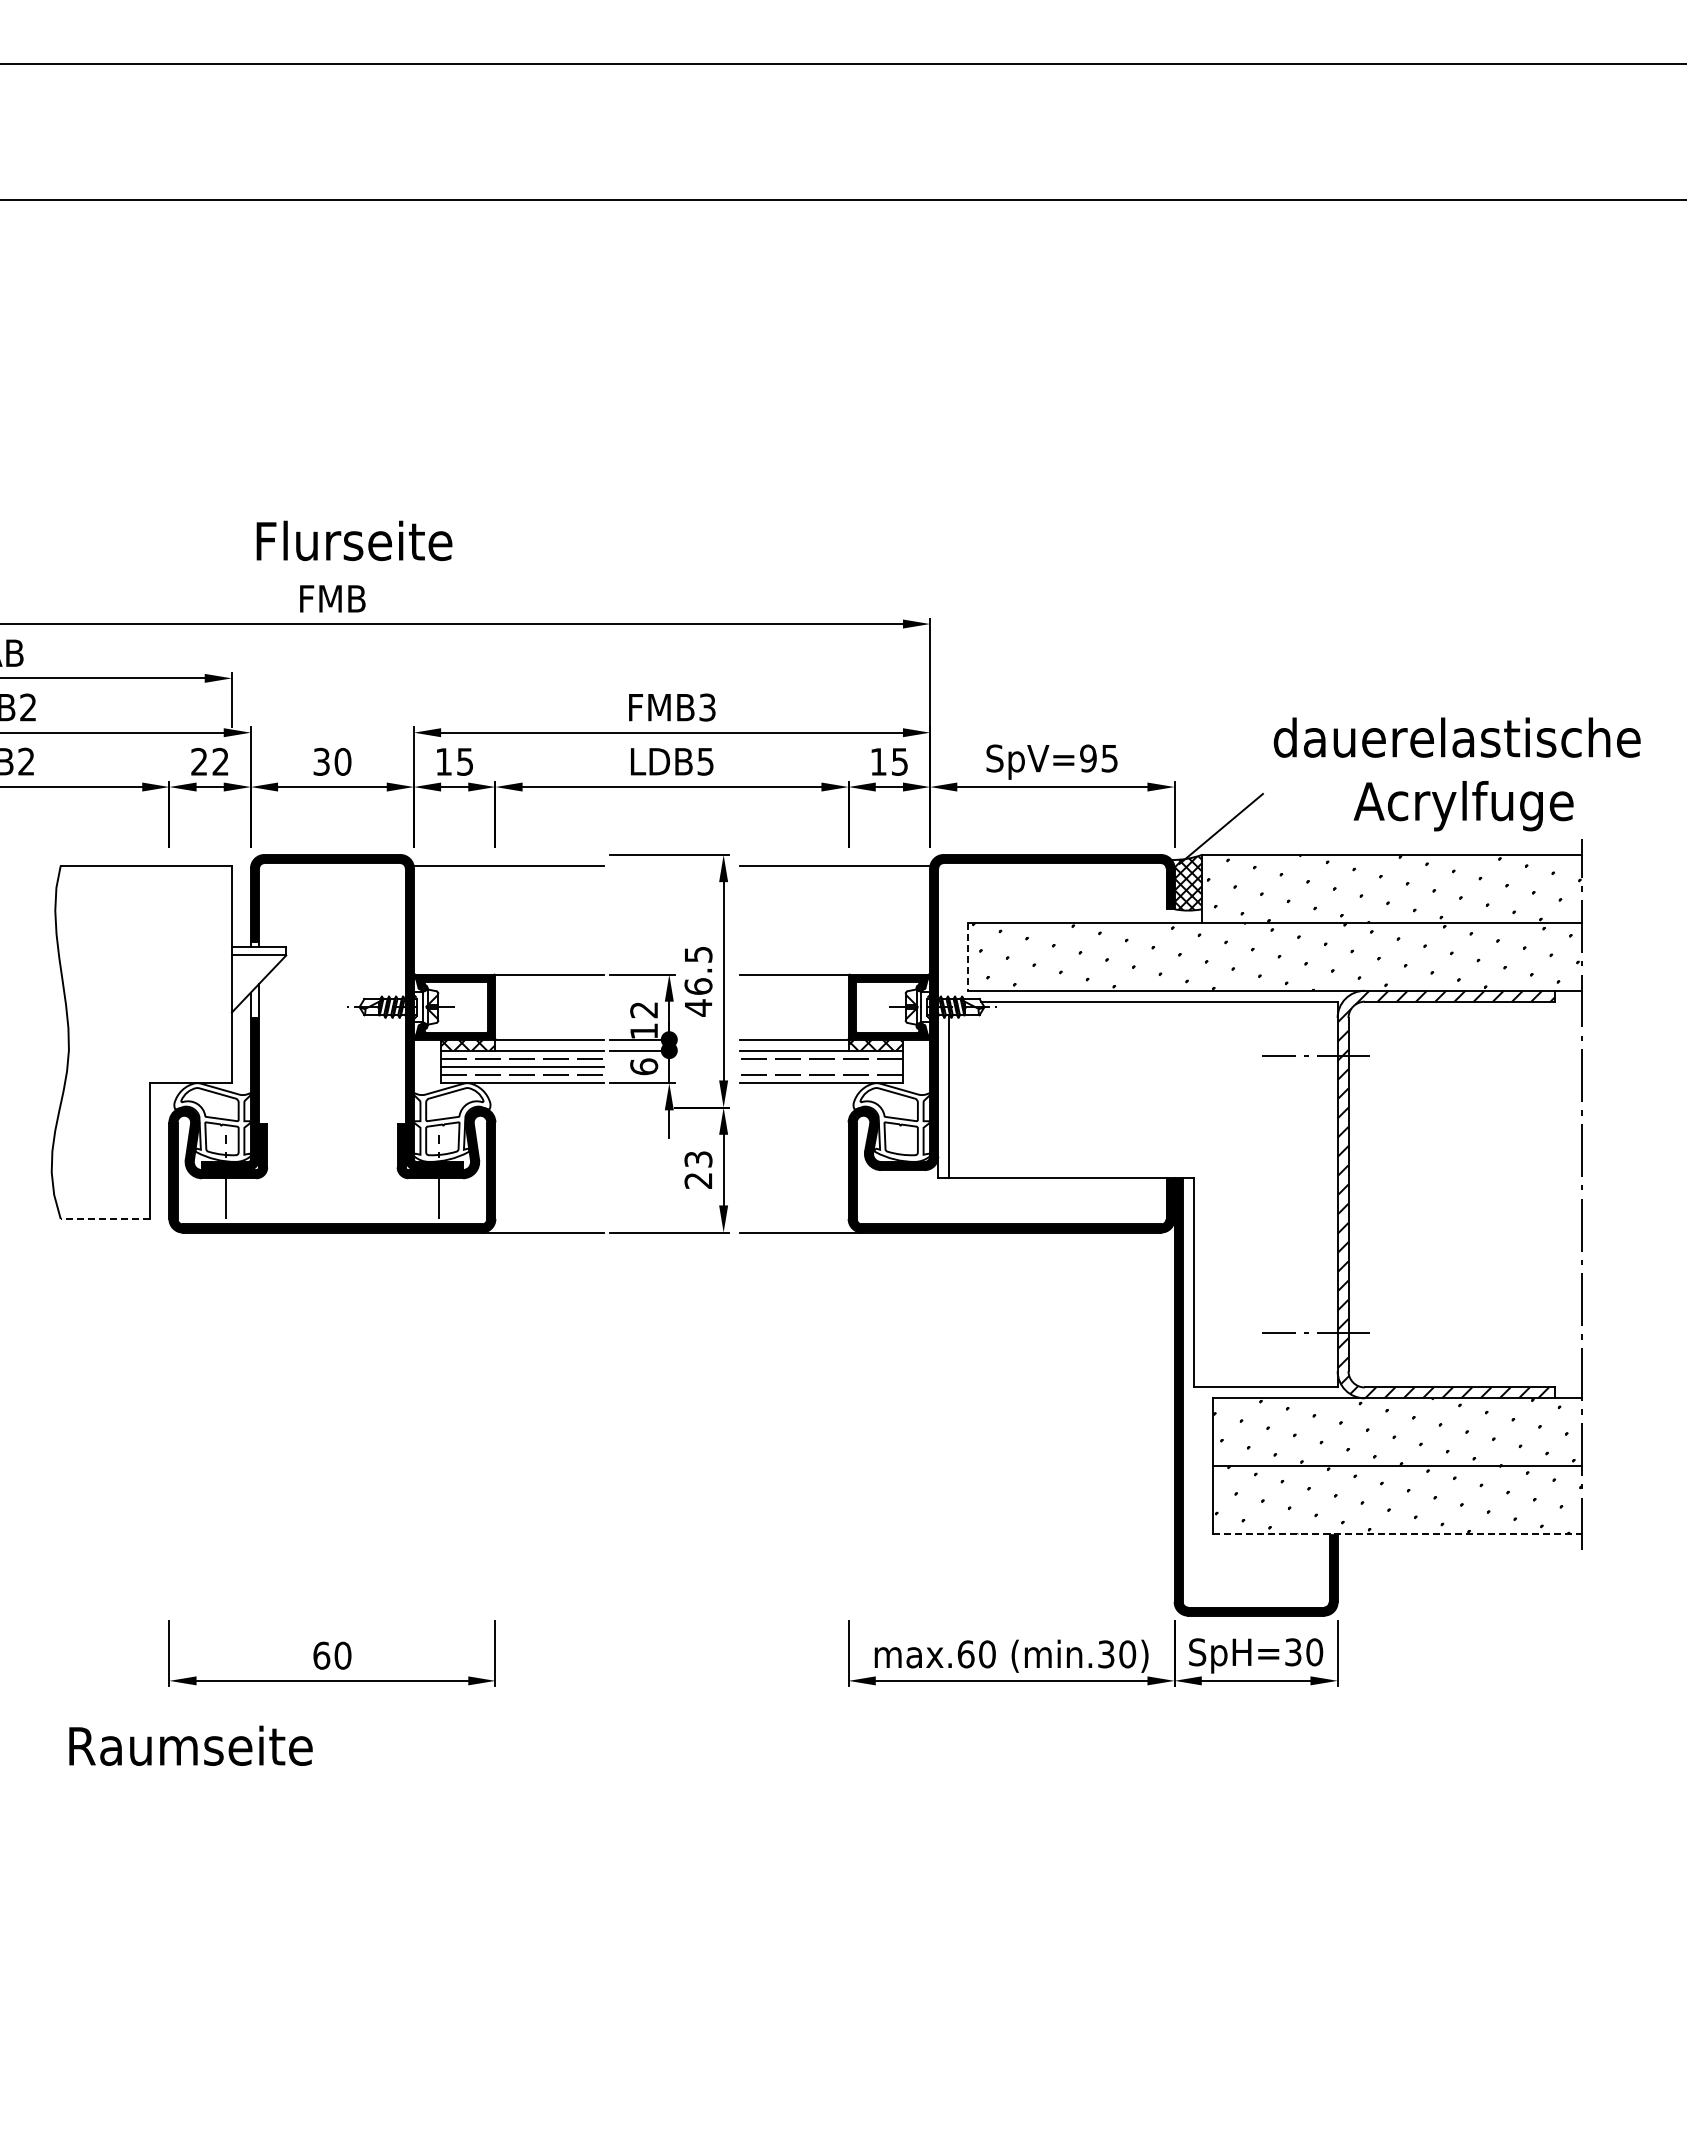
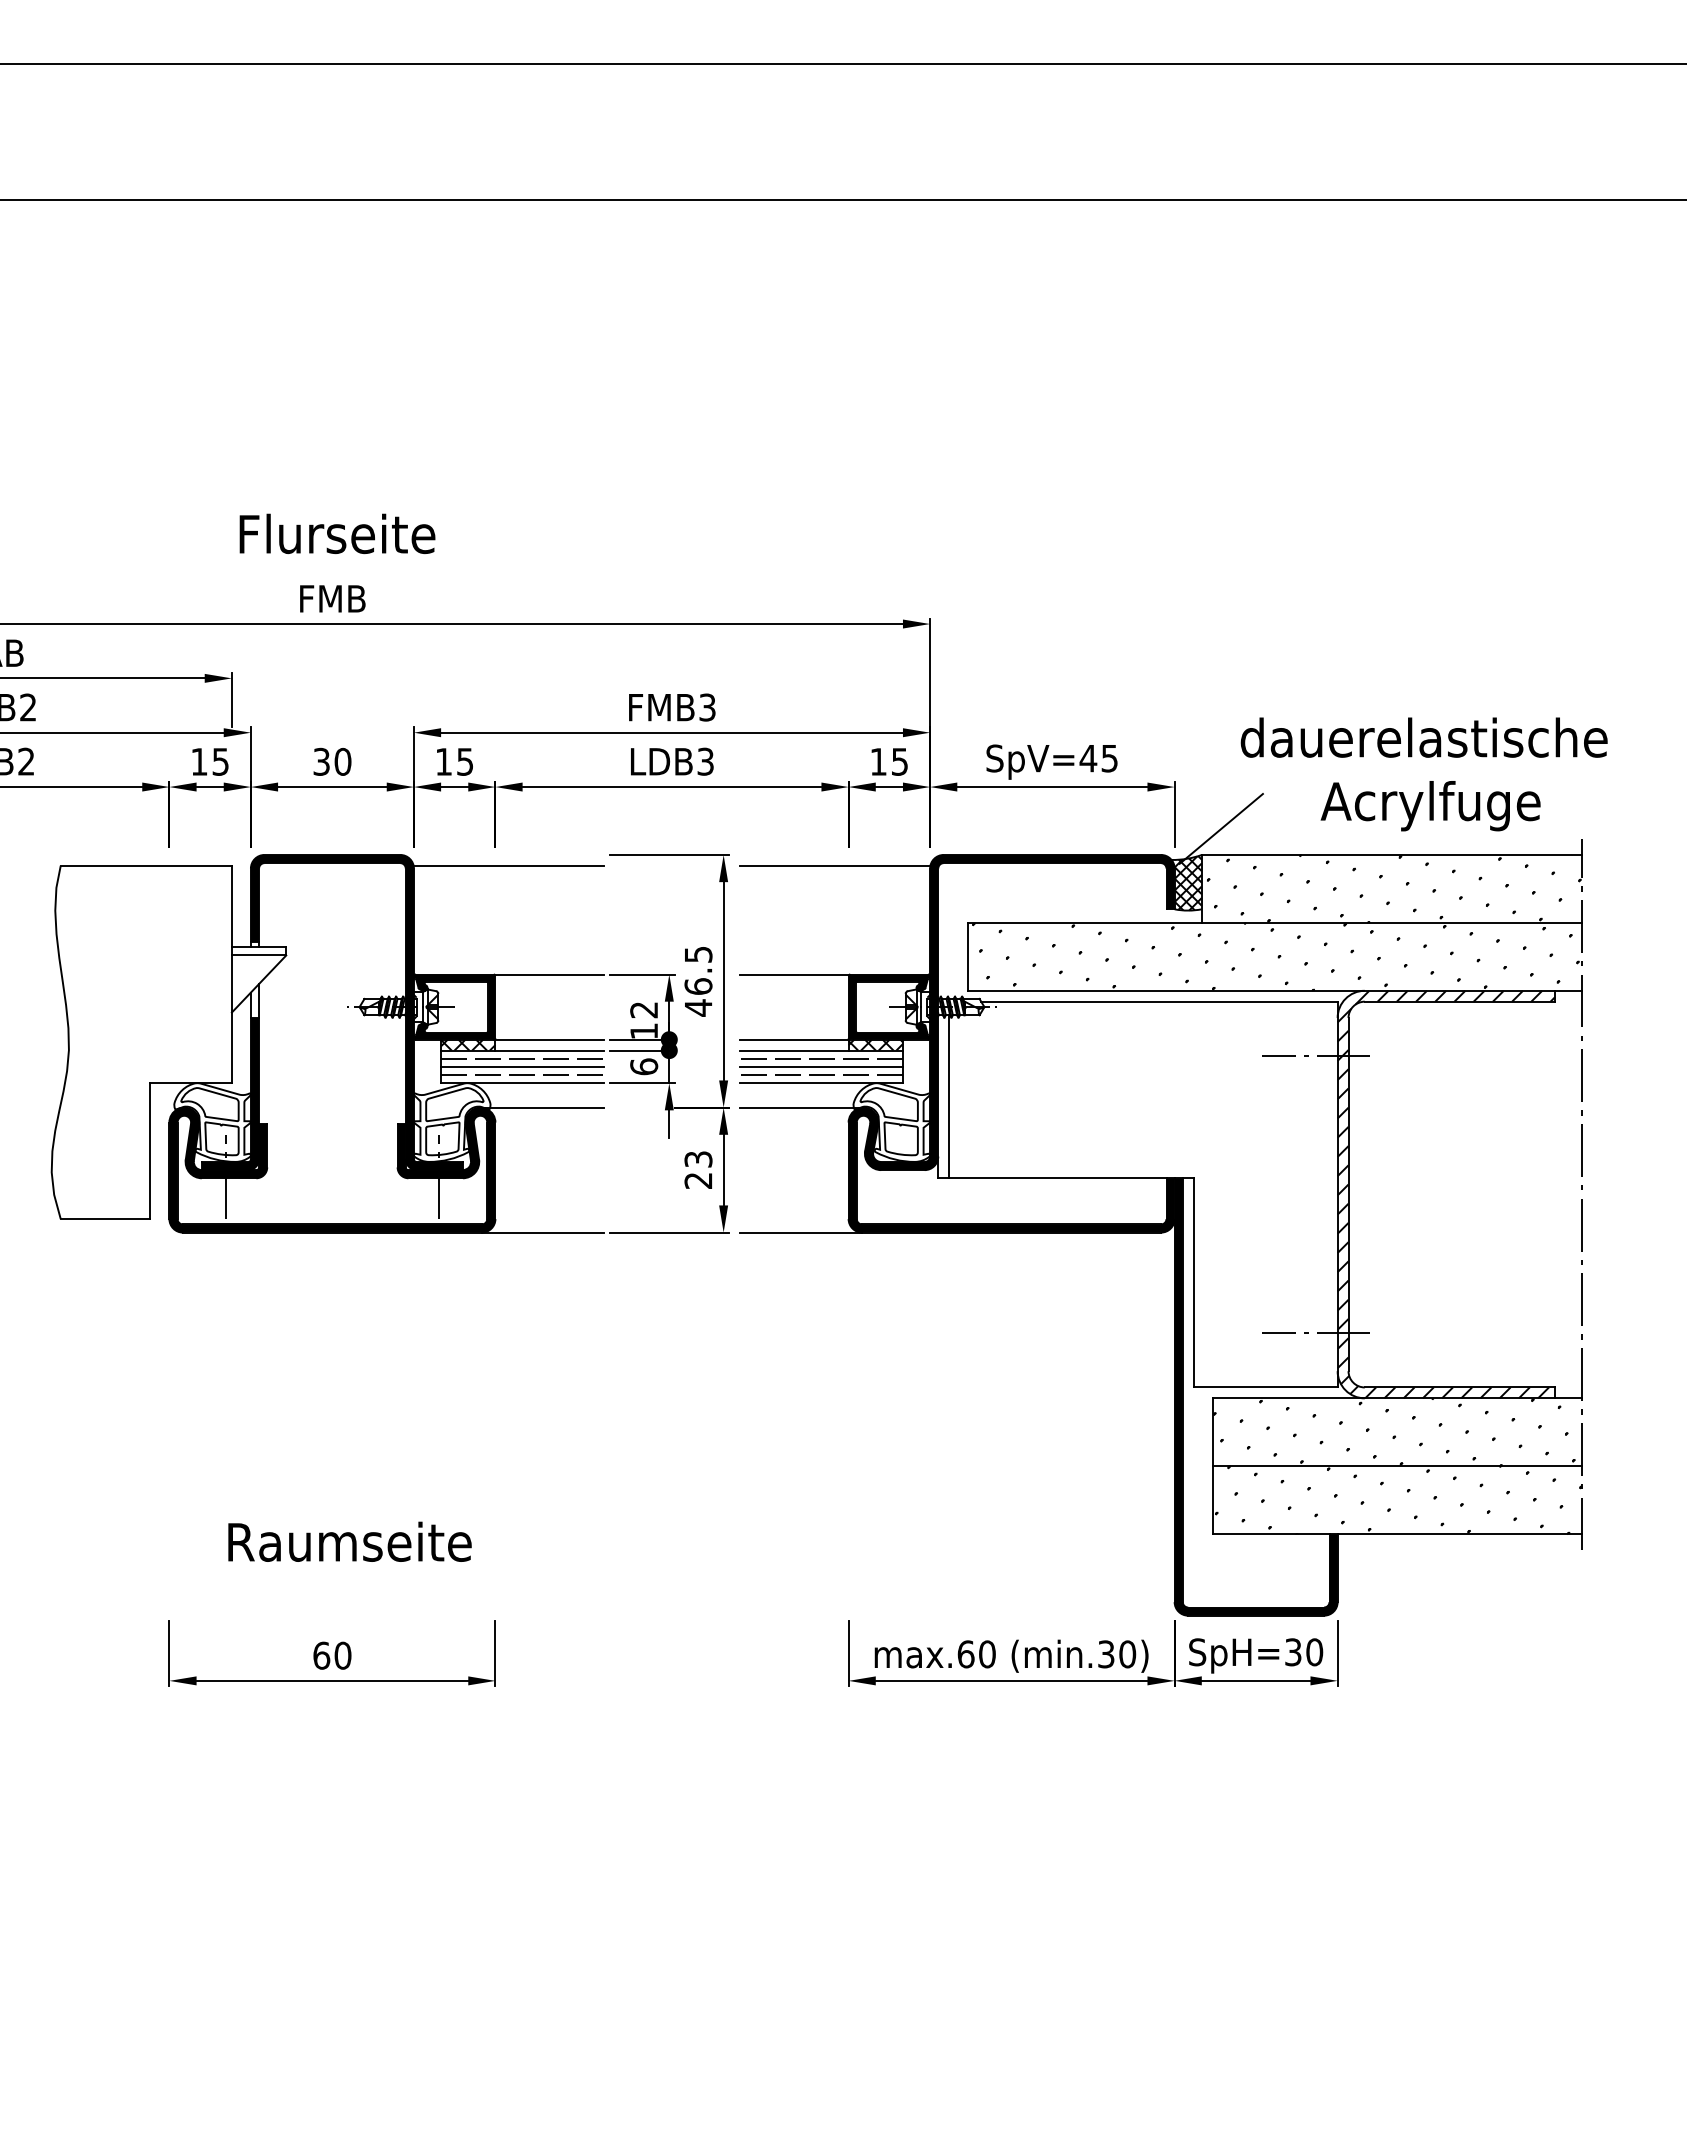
text position: (354, 540) -> (337, 533) (337, 533)
text: SpV=95 -> SpV=45 (1088, 758)
text: 22 -> 15 (209, 761)
text: LDB5 -> LDB3 (705, 761)
text position: (1456, 774) -> (1423, 774) (1423, 774)
line: dashed -> solid (968, 956)
line: none -> present (820, 1066)
line: none -> present (542, 1107)
line: none -> present (801, 1107)
line: dashed -> solid (105, 1219)
line: dashed -> solid (1397, 1534)
text position: (190, 1745) -> (349, 1541) (349, 1541)
